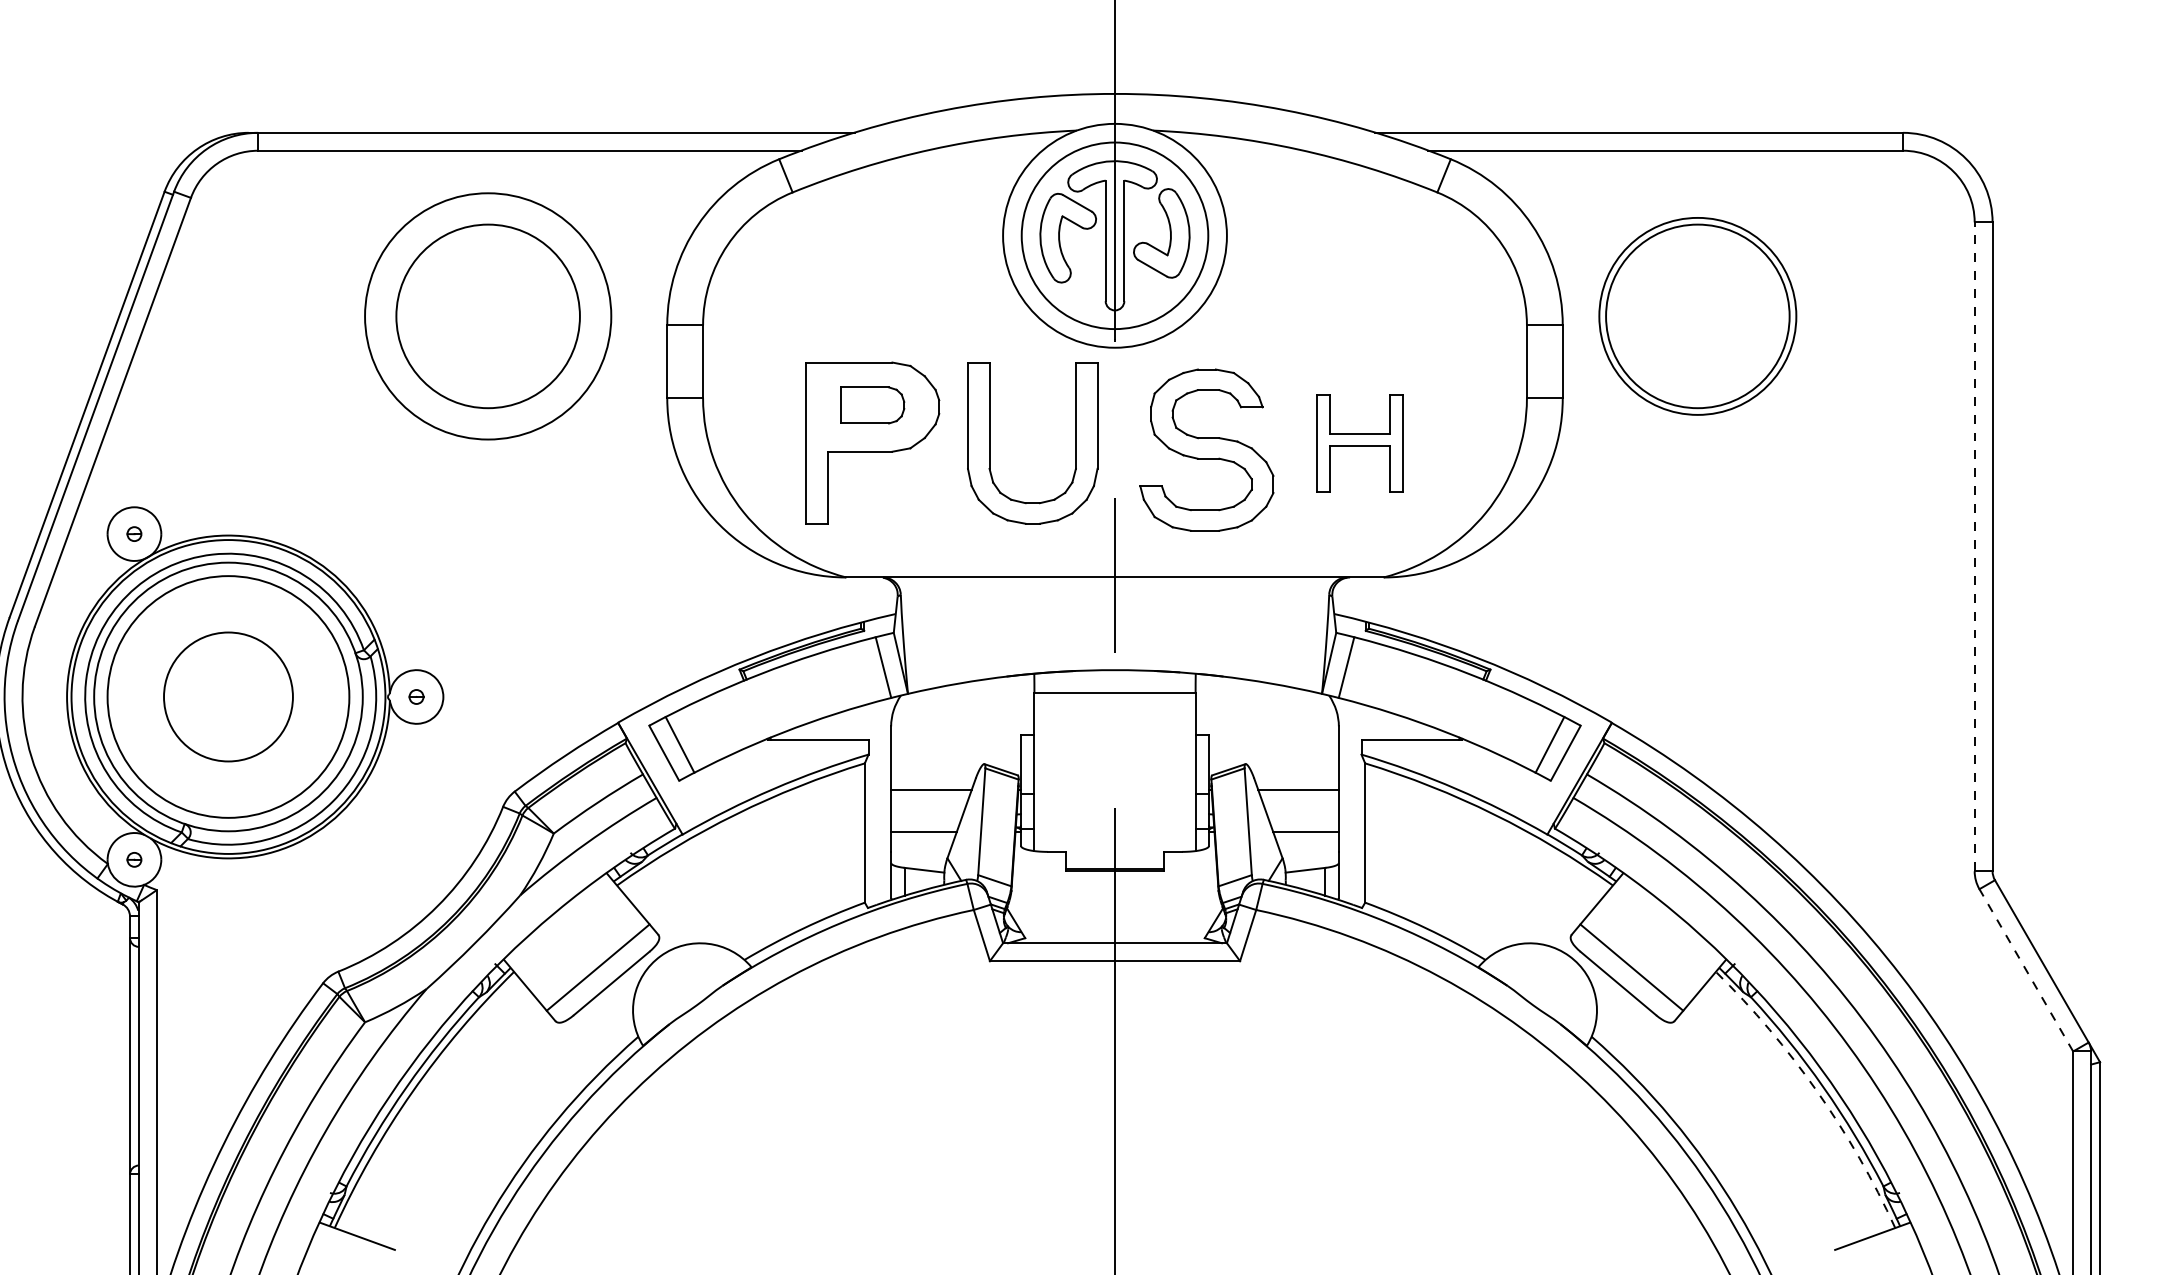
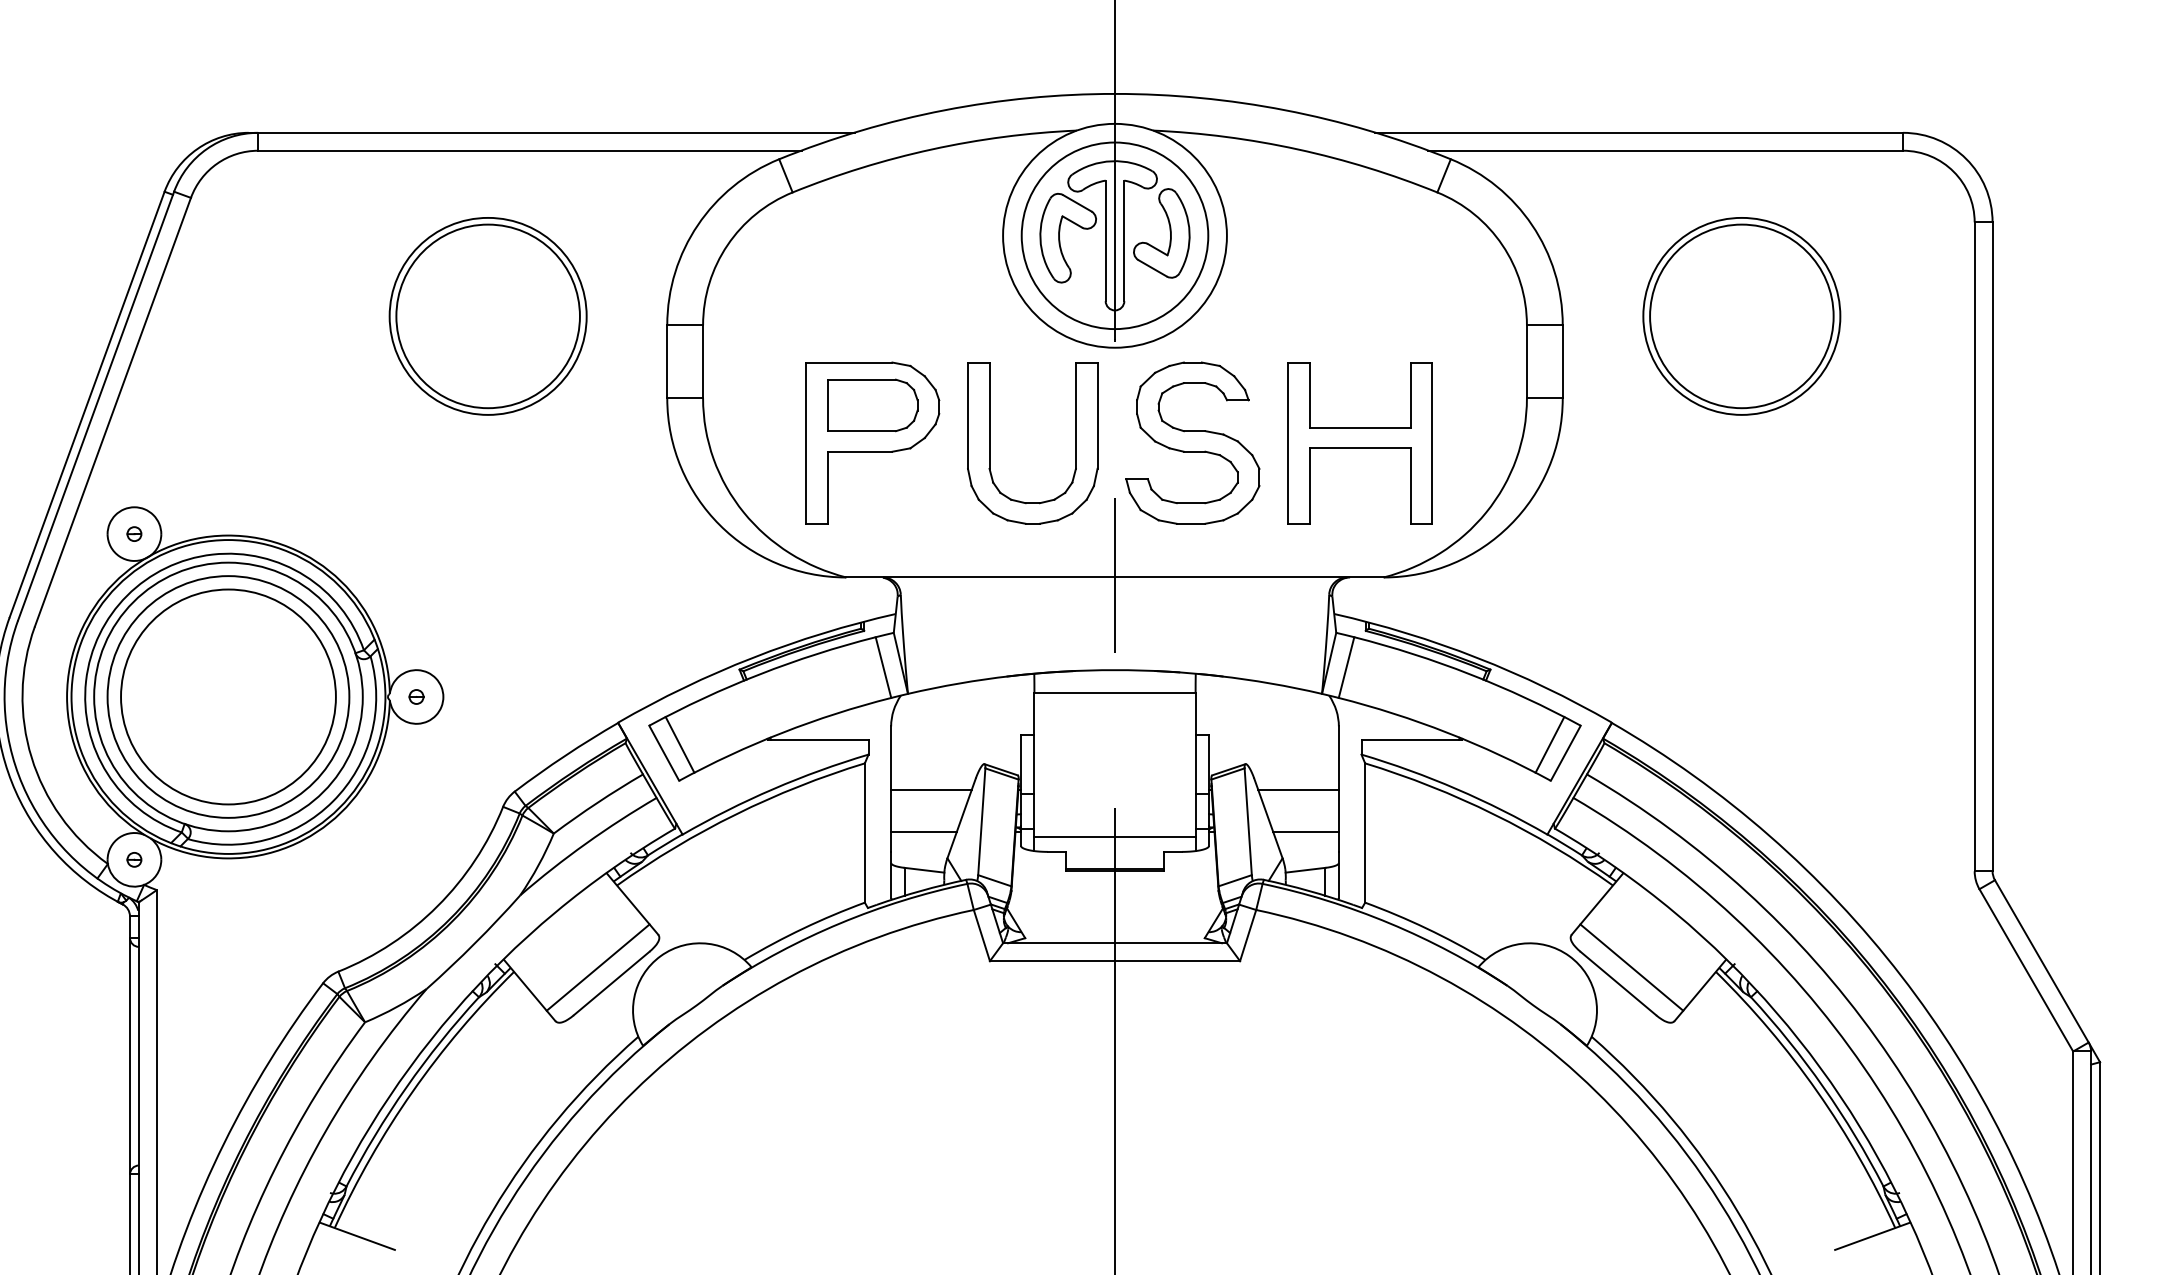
circle diameter: 246 px -> 197 px (487, 315)
part position: (1697, 316) -> (1741, 316) (1741, 316)
part size: 66x39 px -> 92x55 px (872, 405)
part size: 88x99 px -> 146x163 px (1359, 443)
part position: (1206, 449) -> (1192, 442) (1192, 442)
line: dashed -> solid (1974, 546)
circle diameter: 129 px -> 215 px (228, 696)
line: none -> present (1114, 837)
line: dashed -> solid (2026, 970)
arc: dashed -> solid (1817, 1091)
